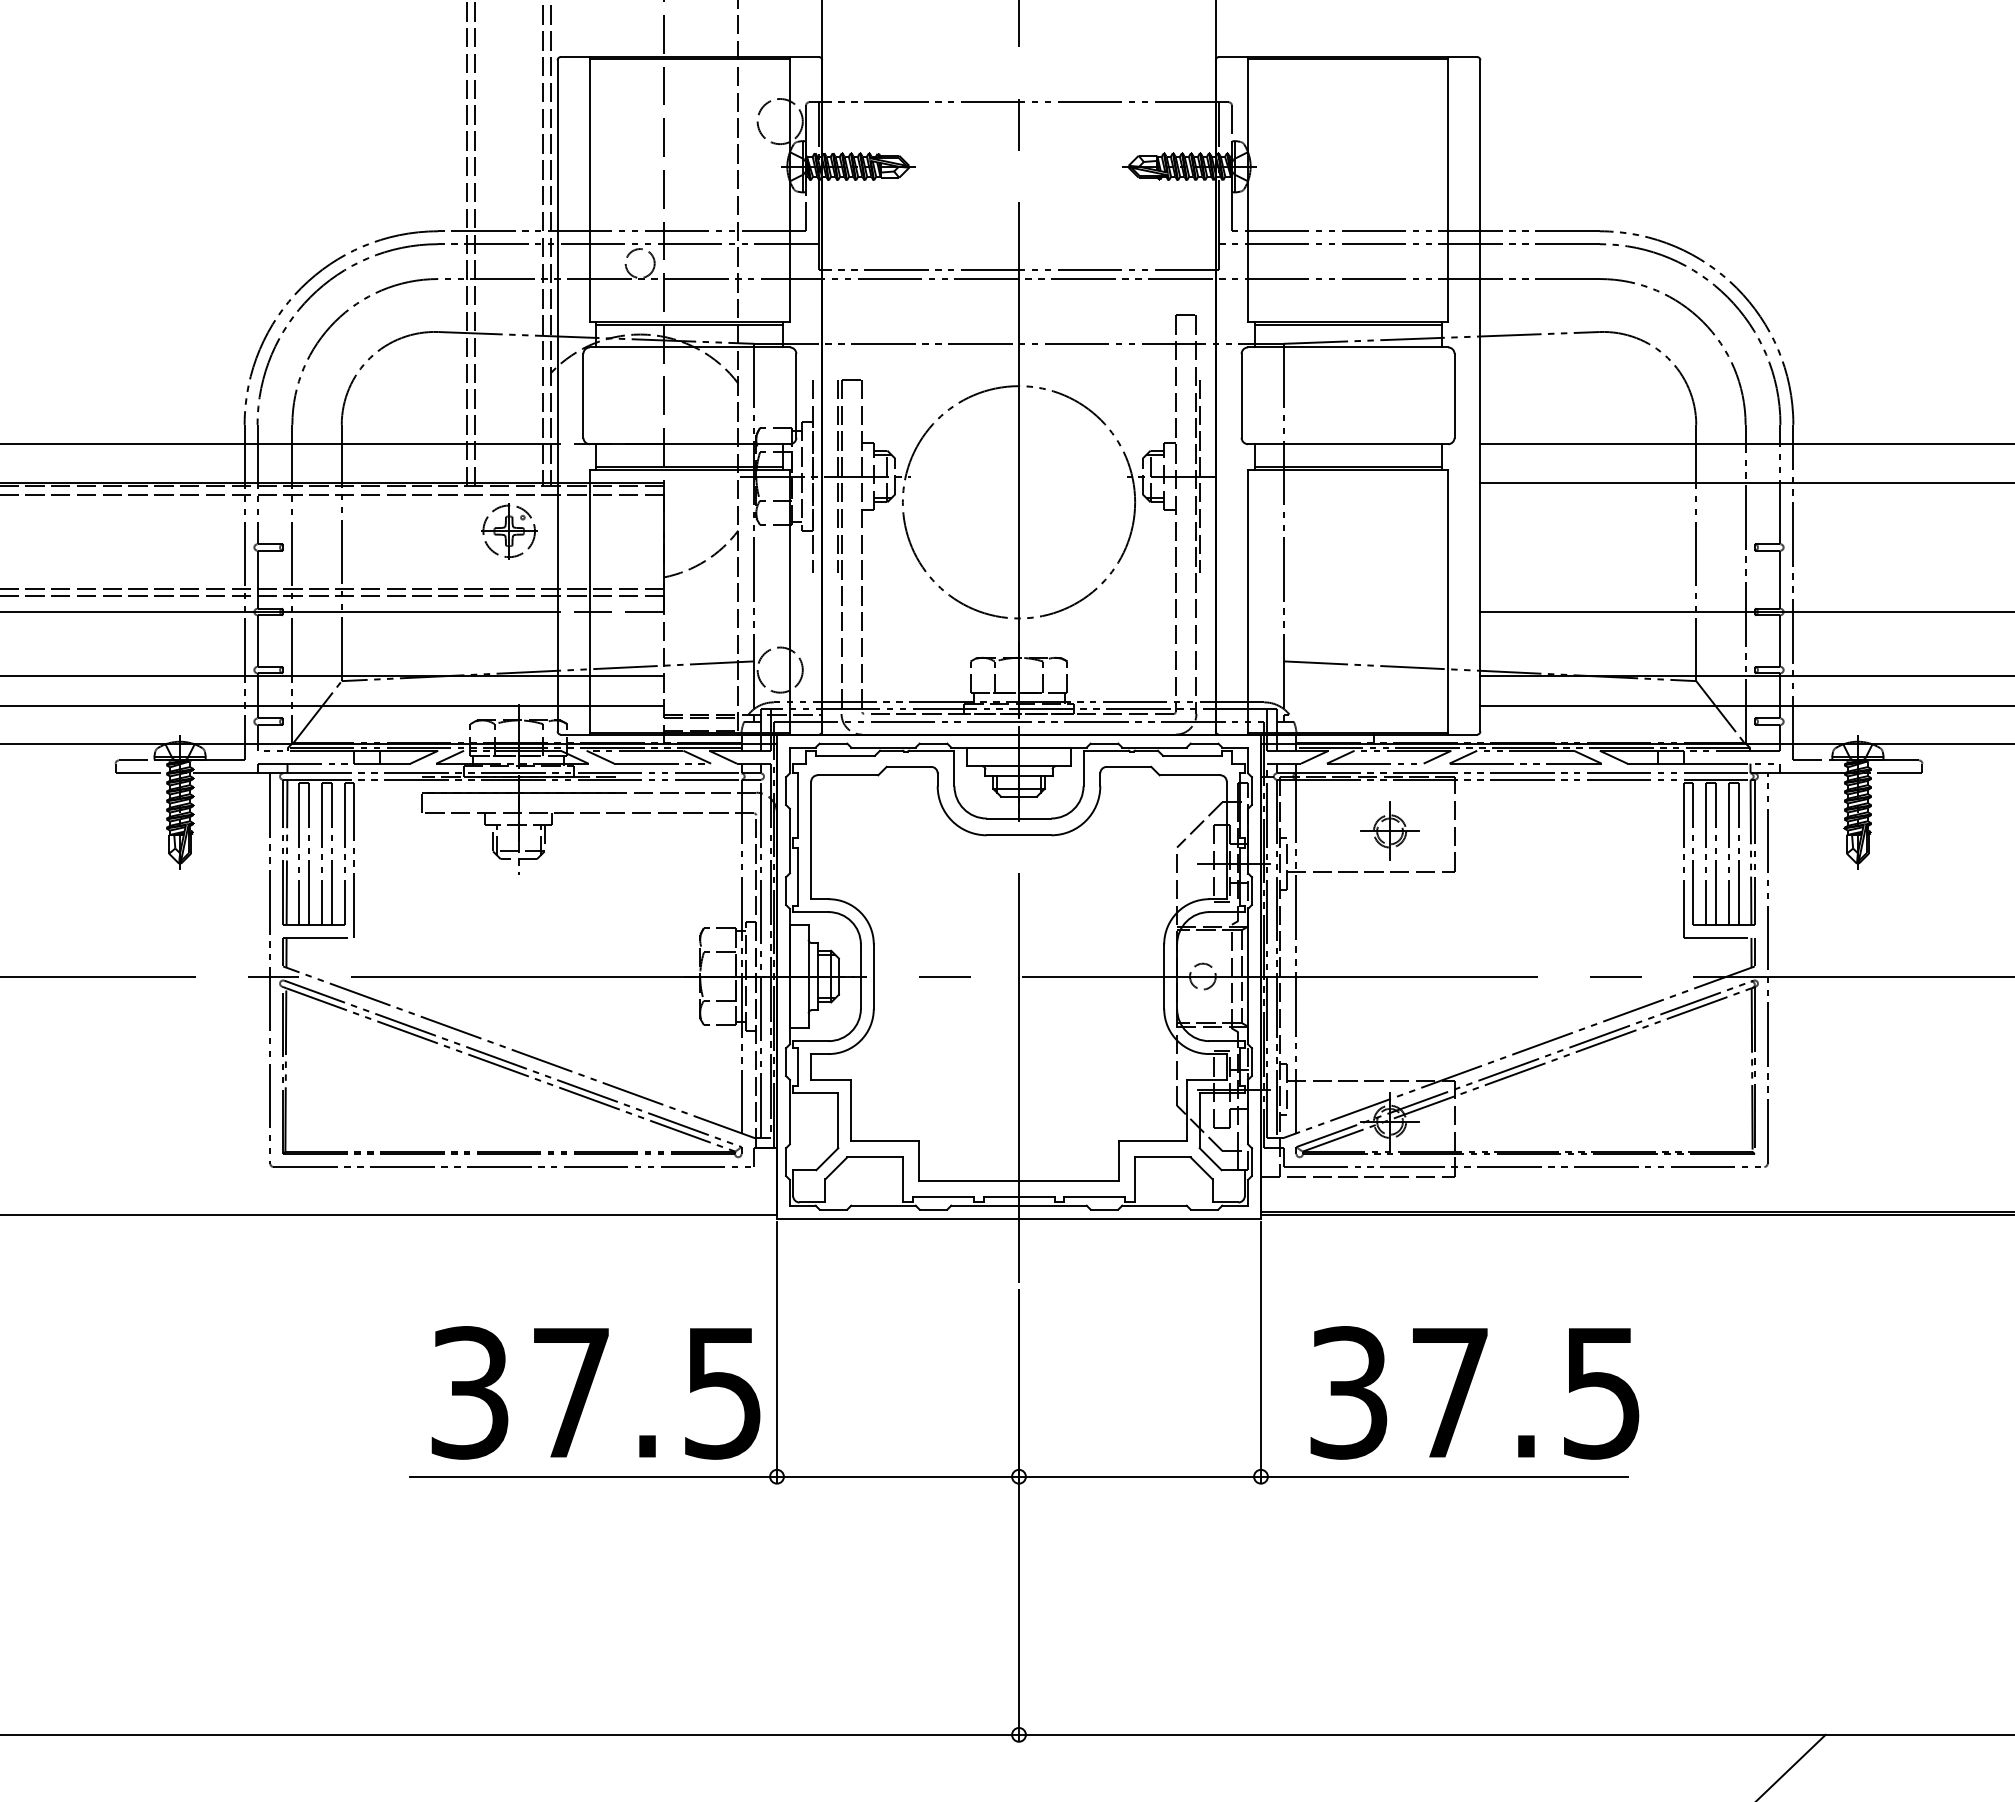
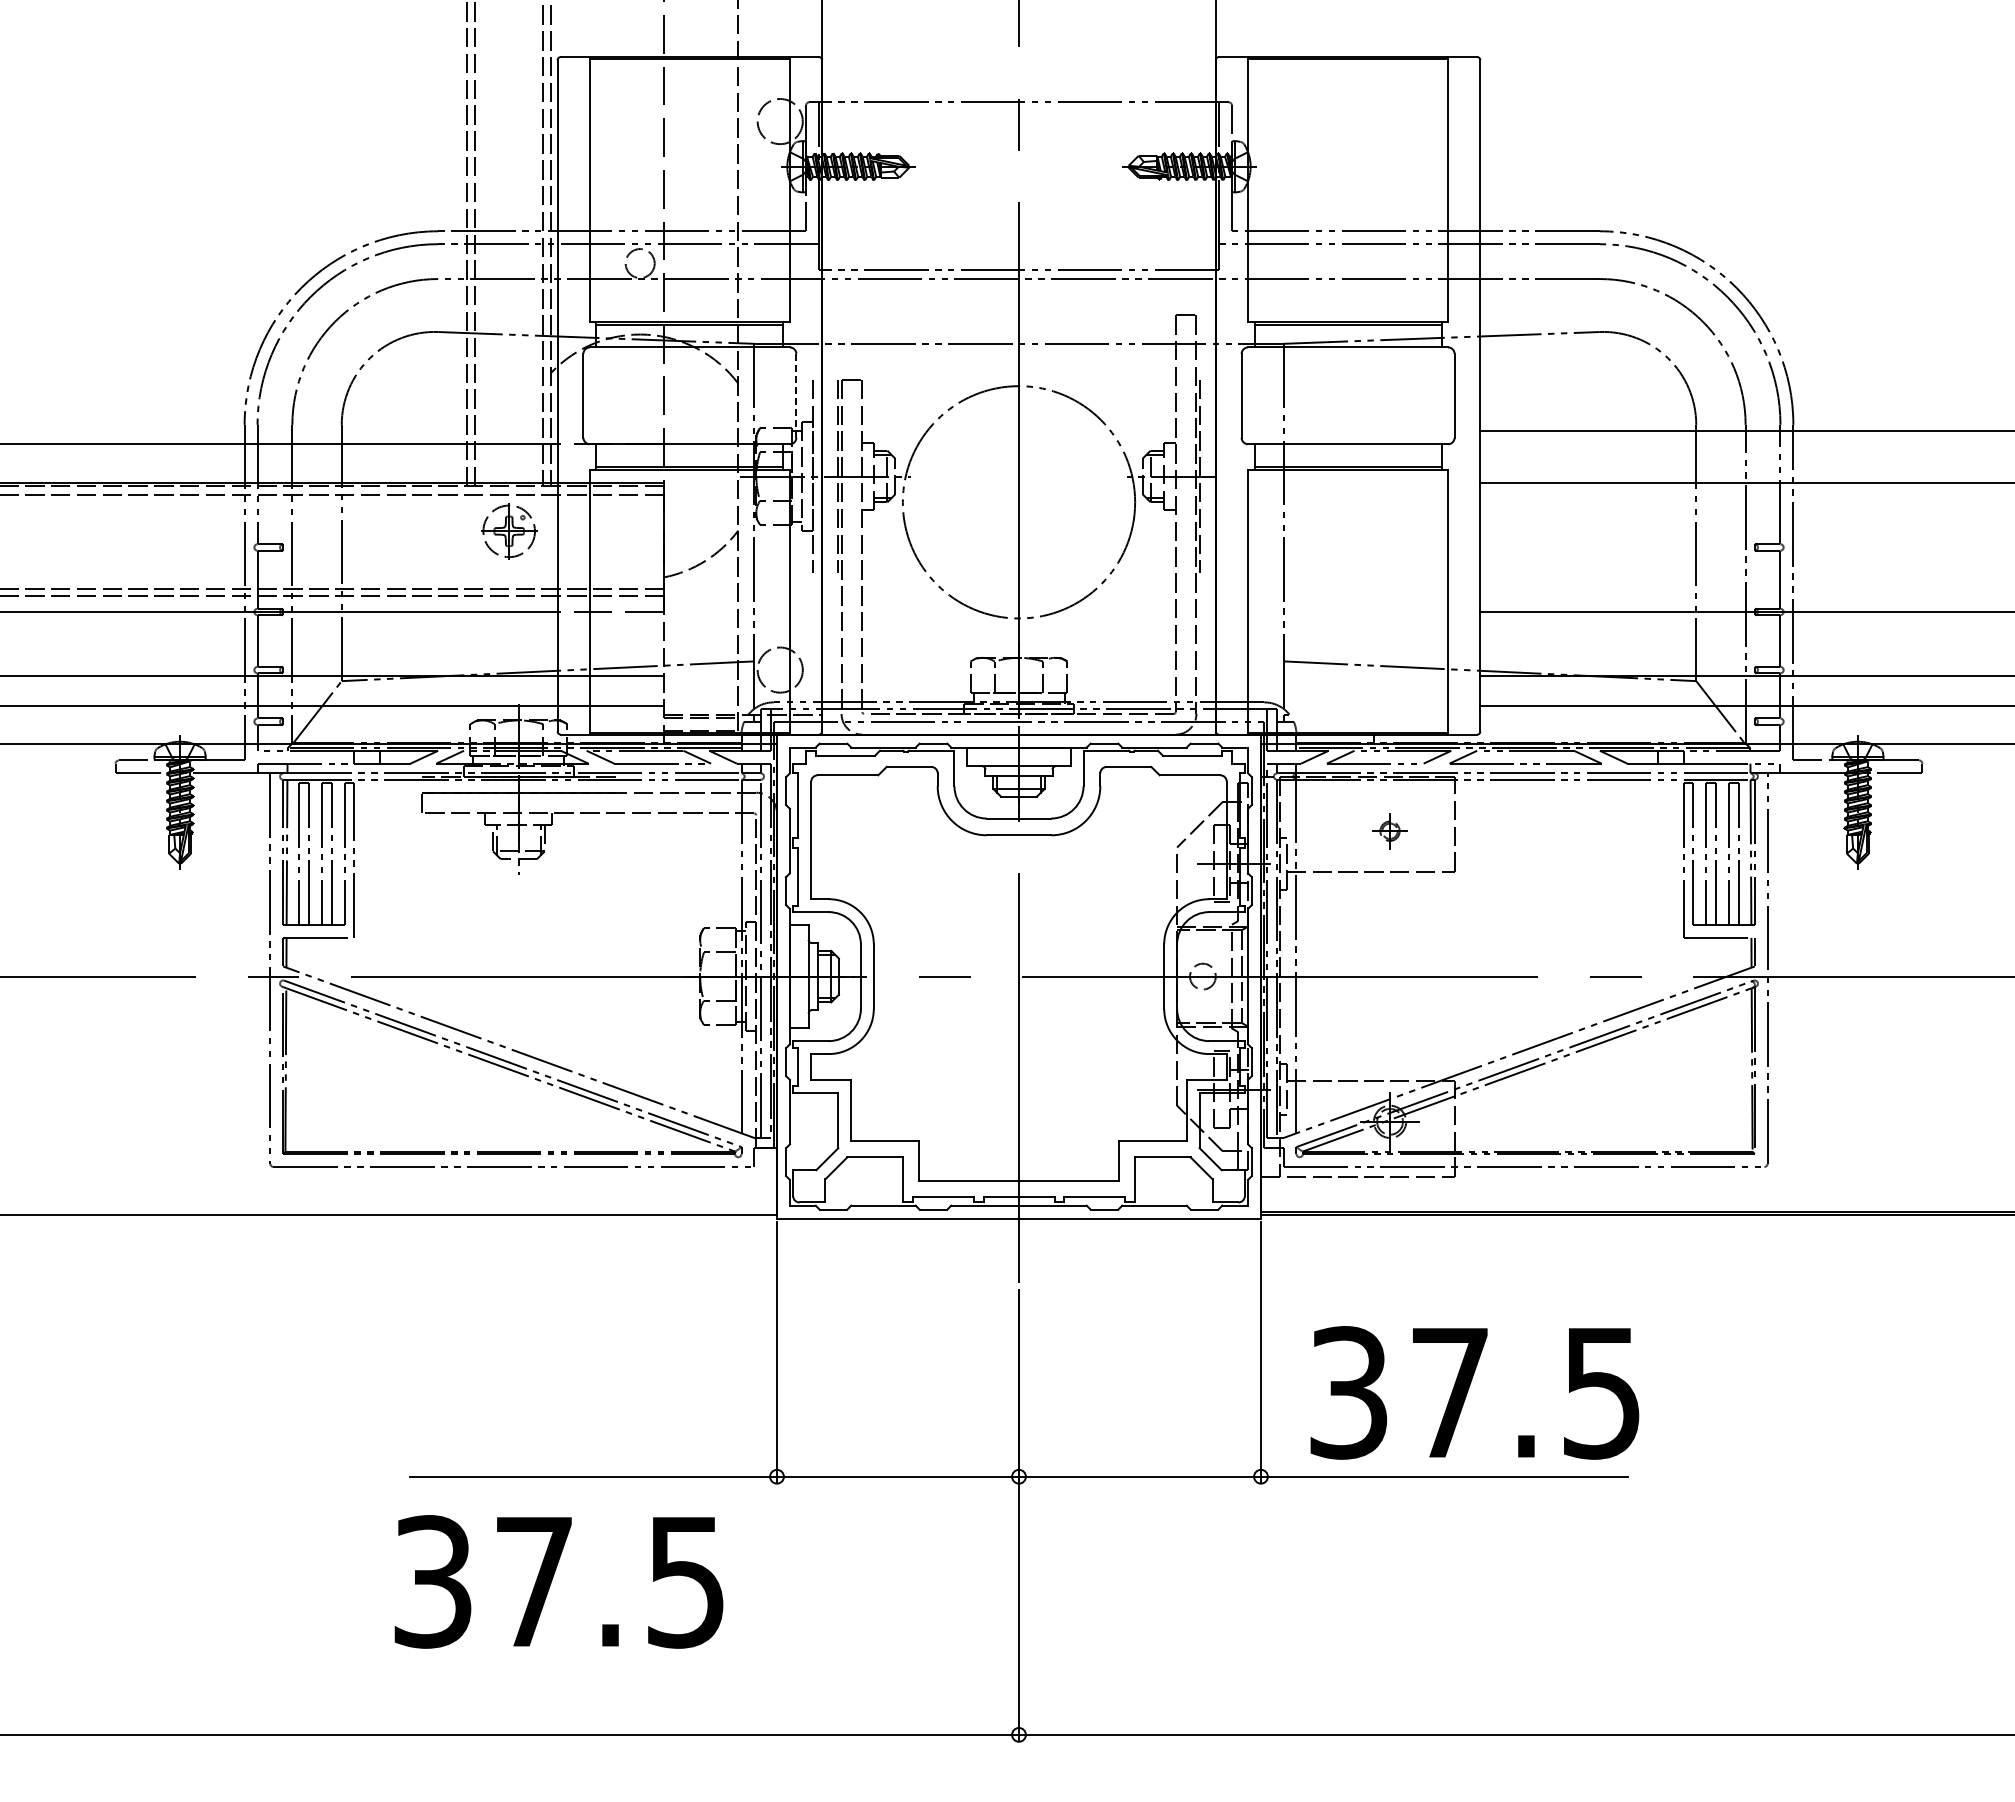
line: solid -> dashed (796, 395)
line position: (1745, 444) -> (1745, 431) (1745, 431)
part size: 60x60 px -> 36x37 px (1389, 831)
text position: (595, 1392) -> (558, 1581) (558, 1581)
line: present -> none (1792, 1766)
